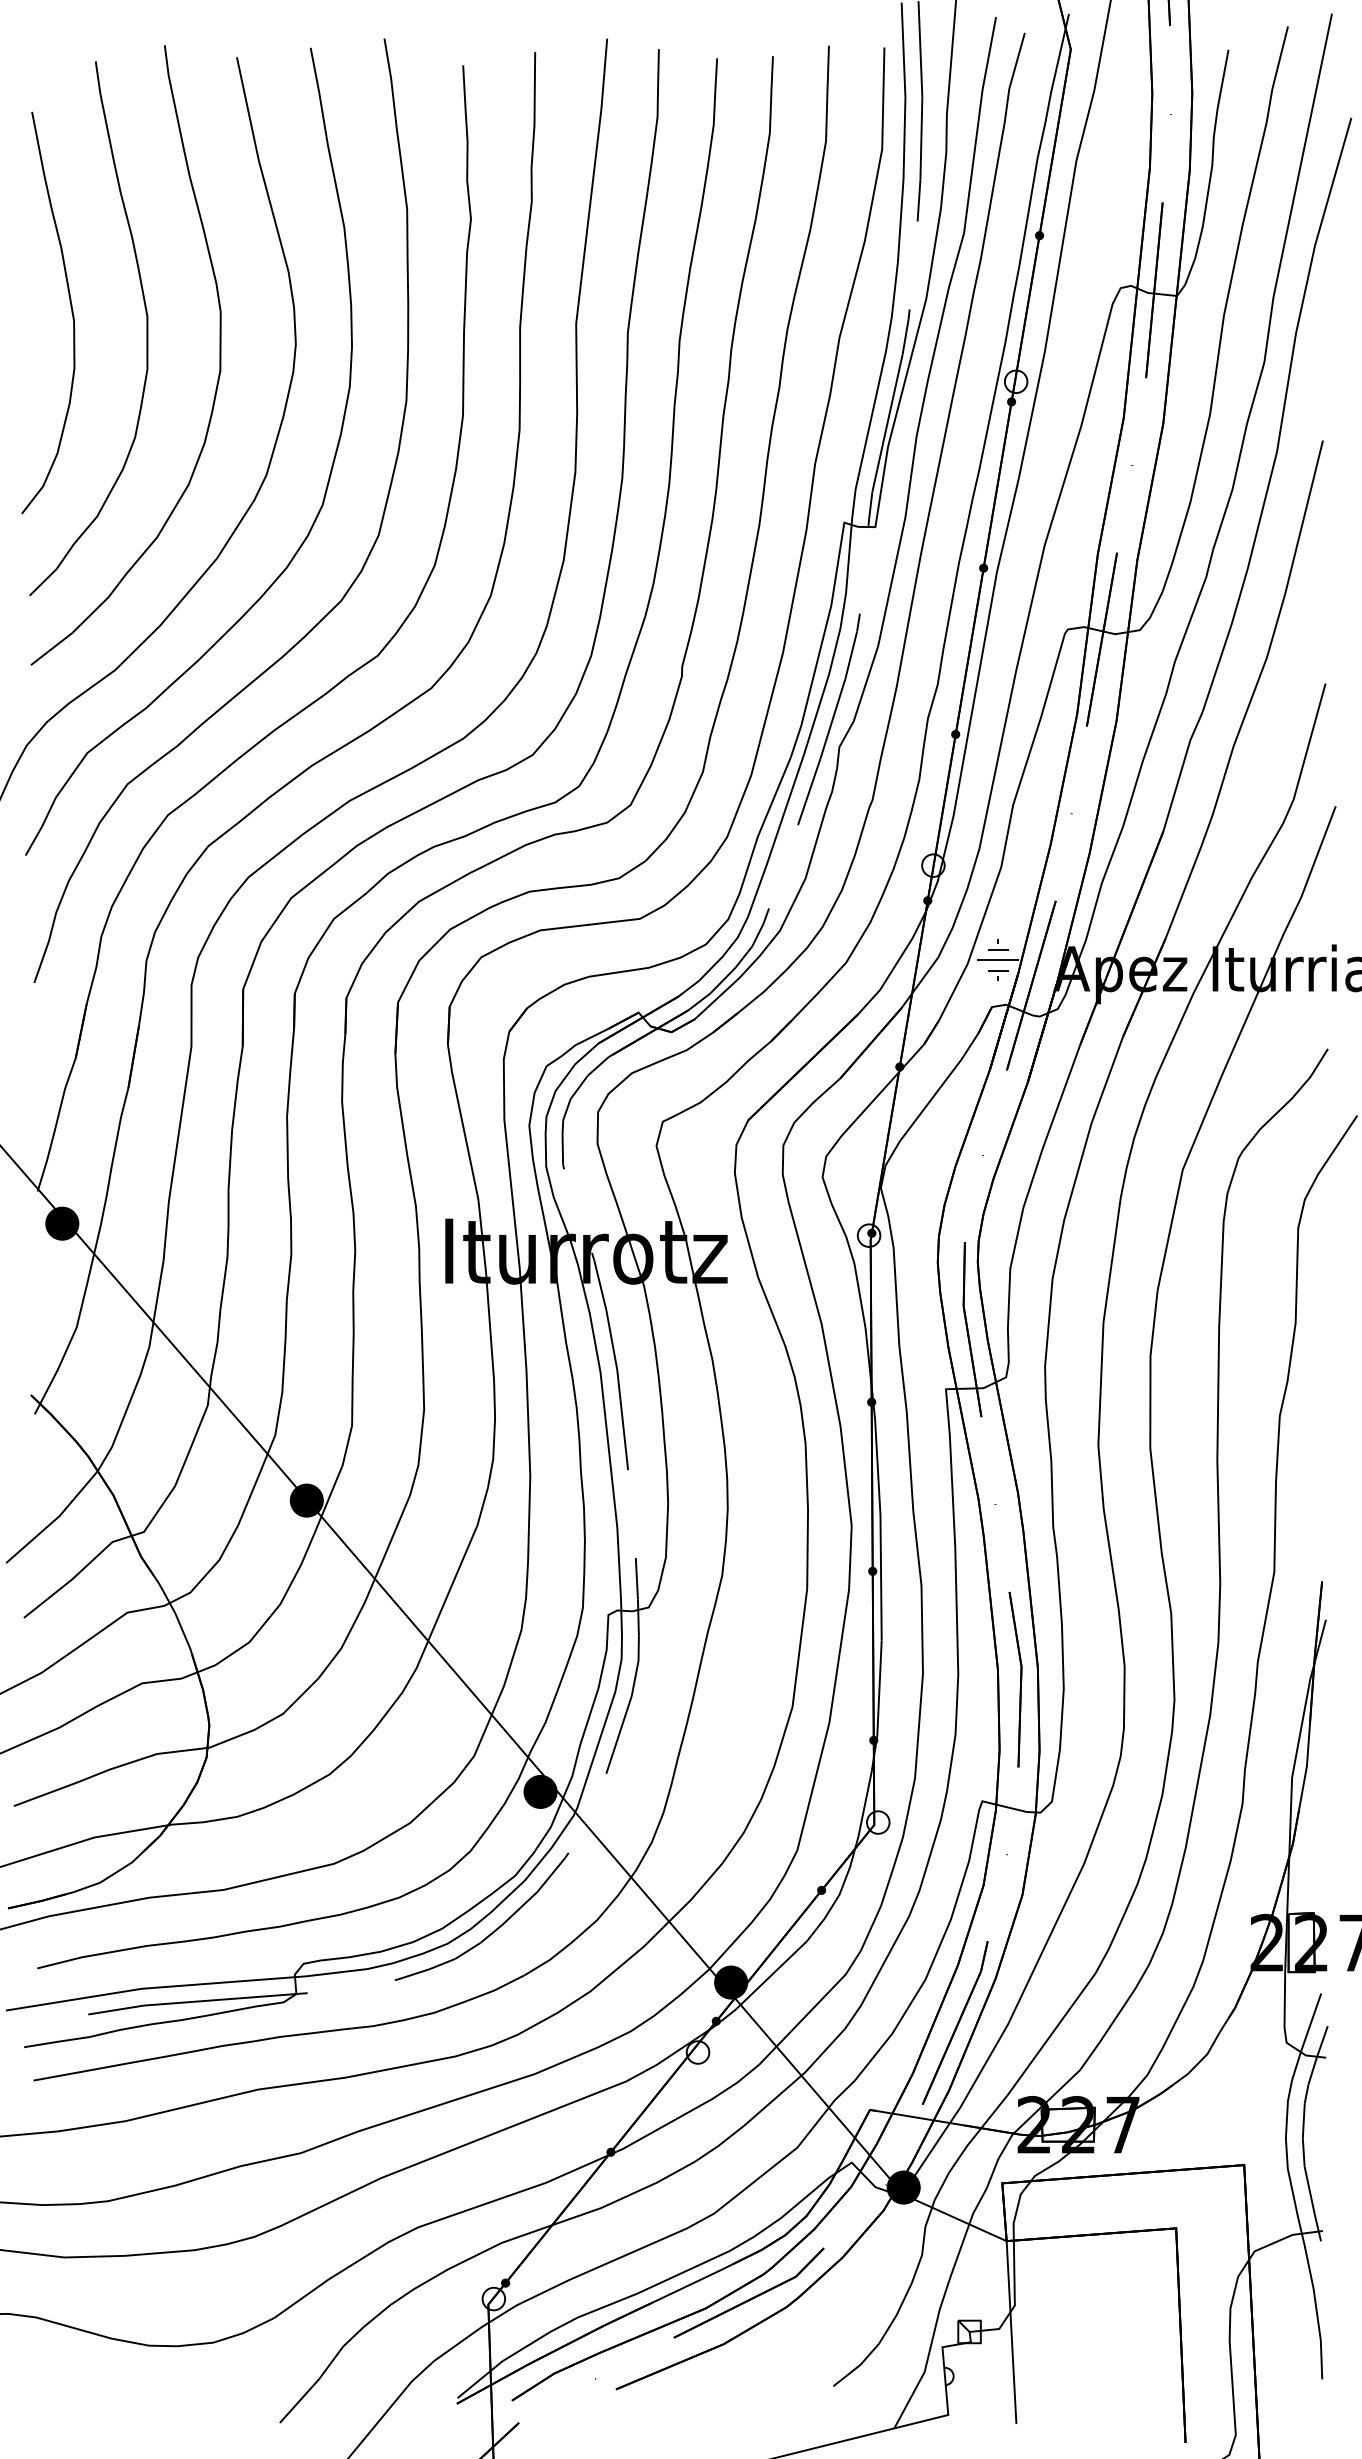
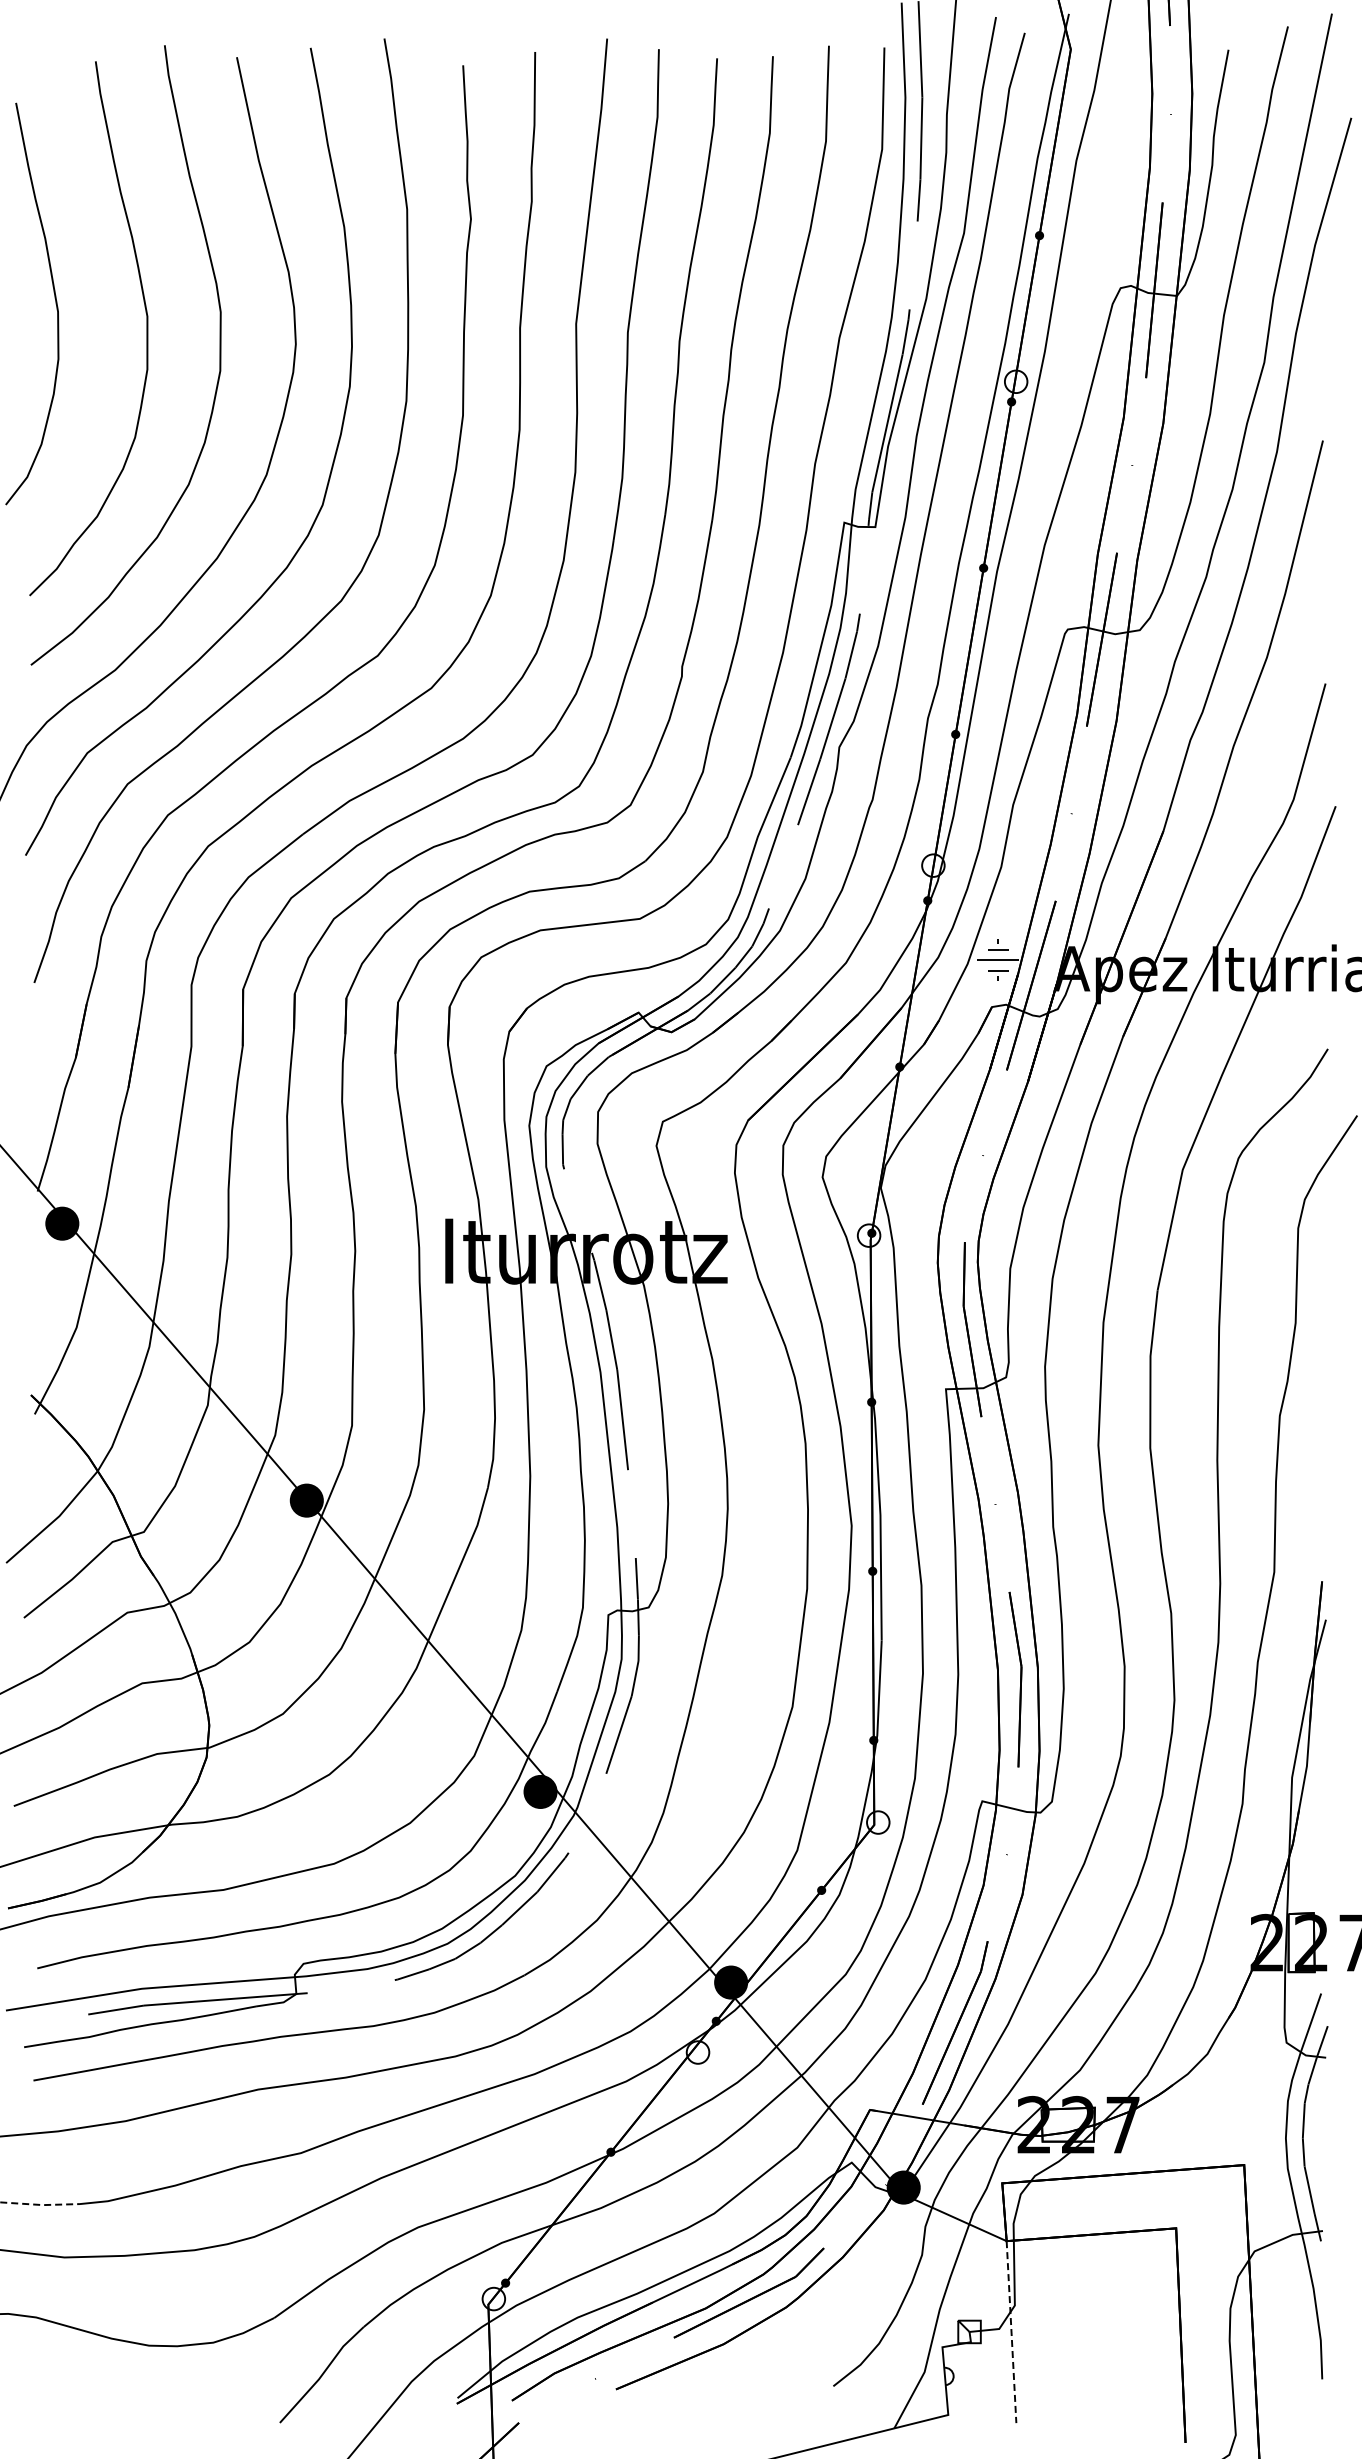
curve position: (70, 307) -> (54, 298) (54, 298)
line: solid -> dashed (40, 2204)
line: solid -> dashed (1011, 2332)
